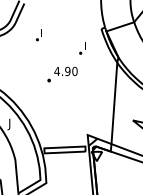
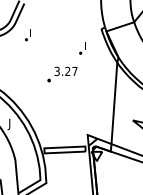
part position: (38, 35) -> (27, 35) (27, 35)
text: 4.90 -> 3.27 (65, 71)
